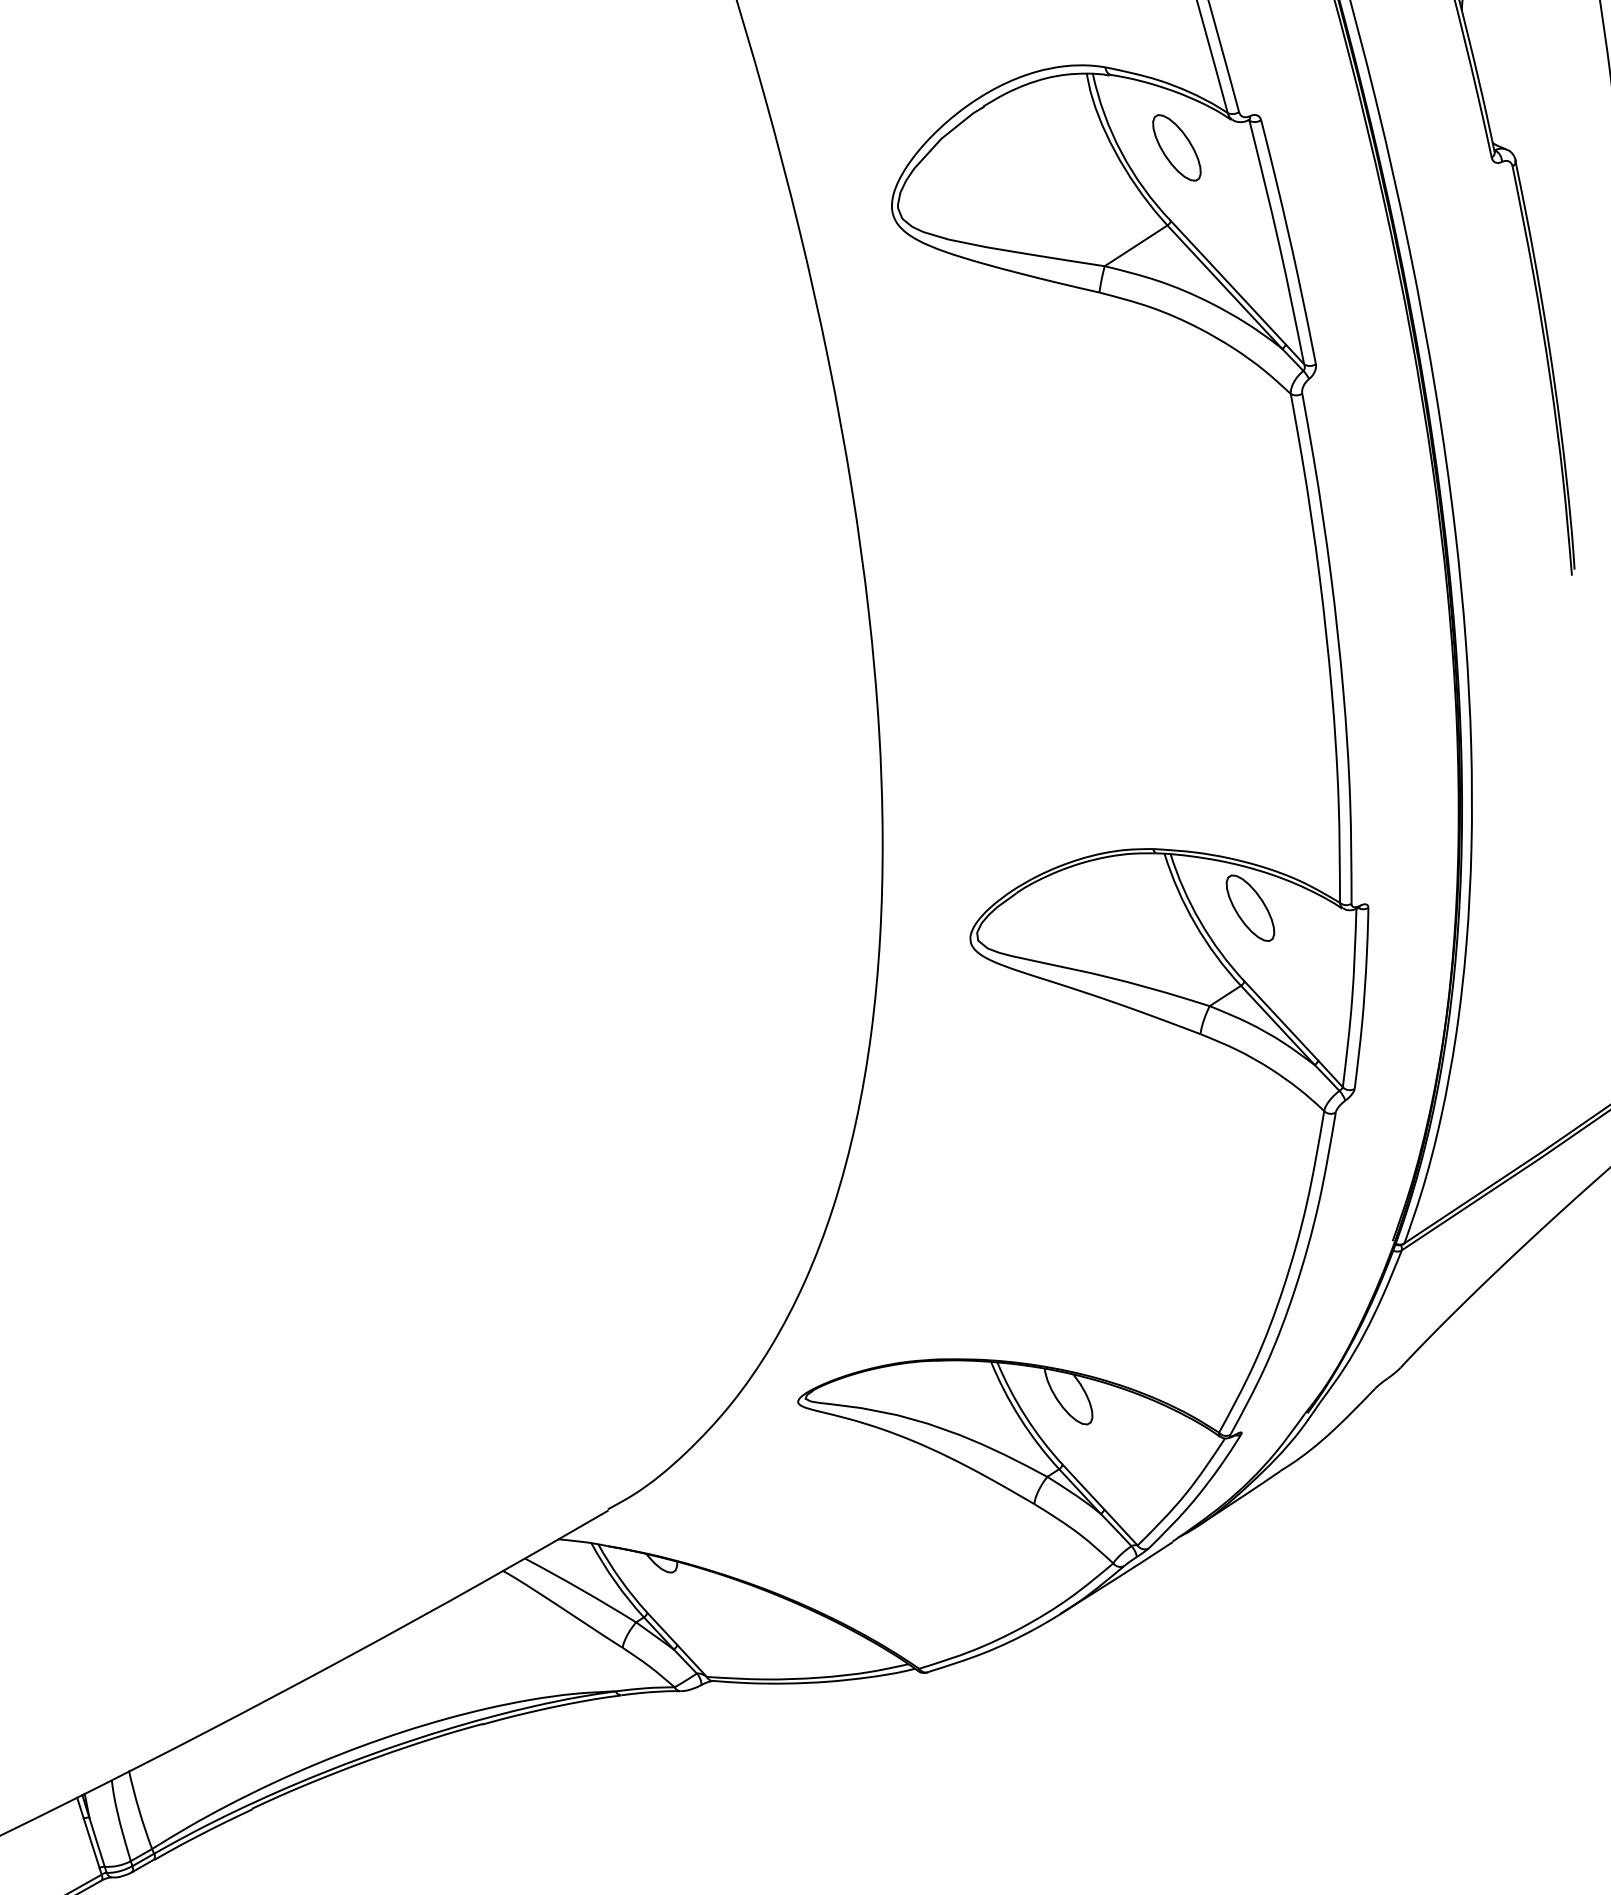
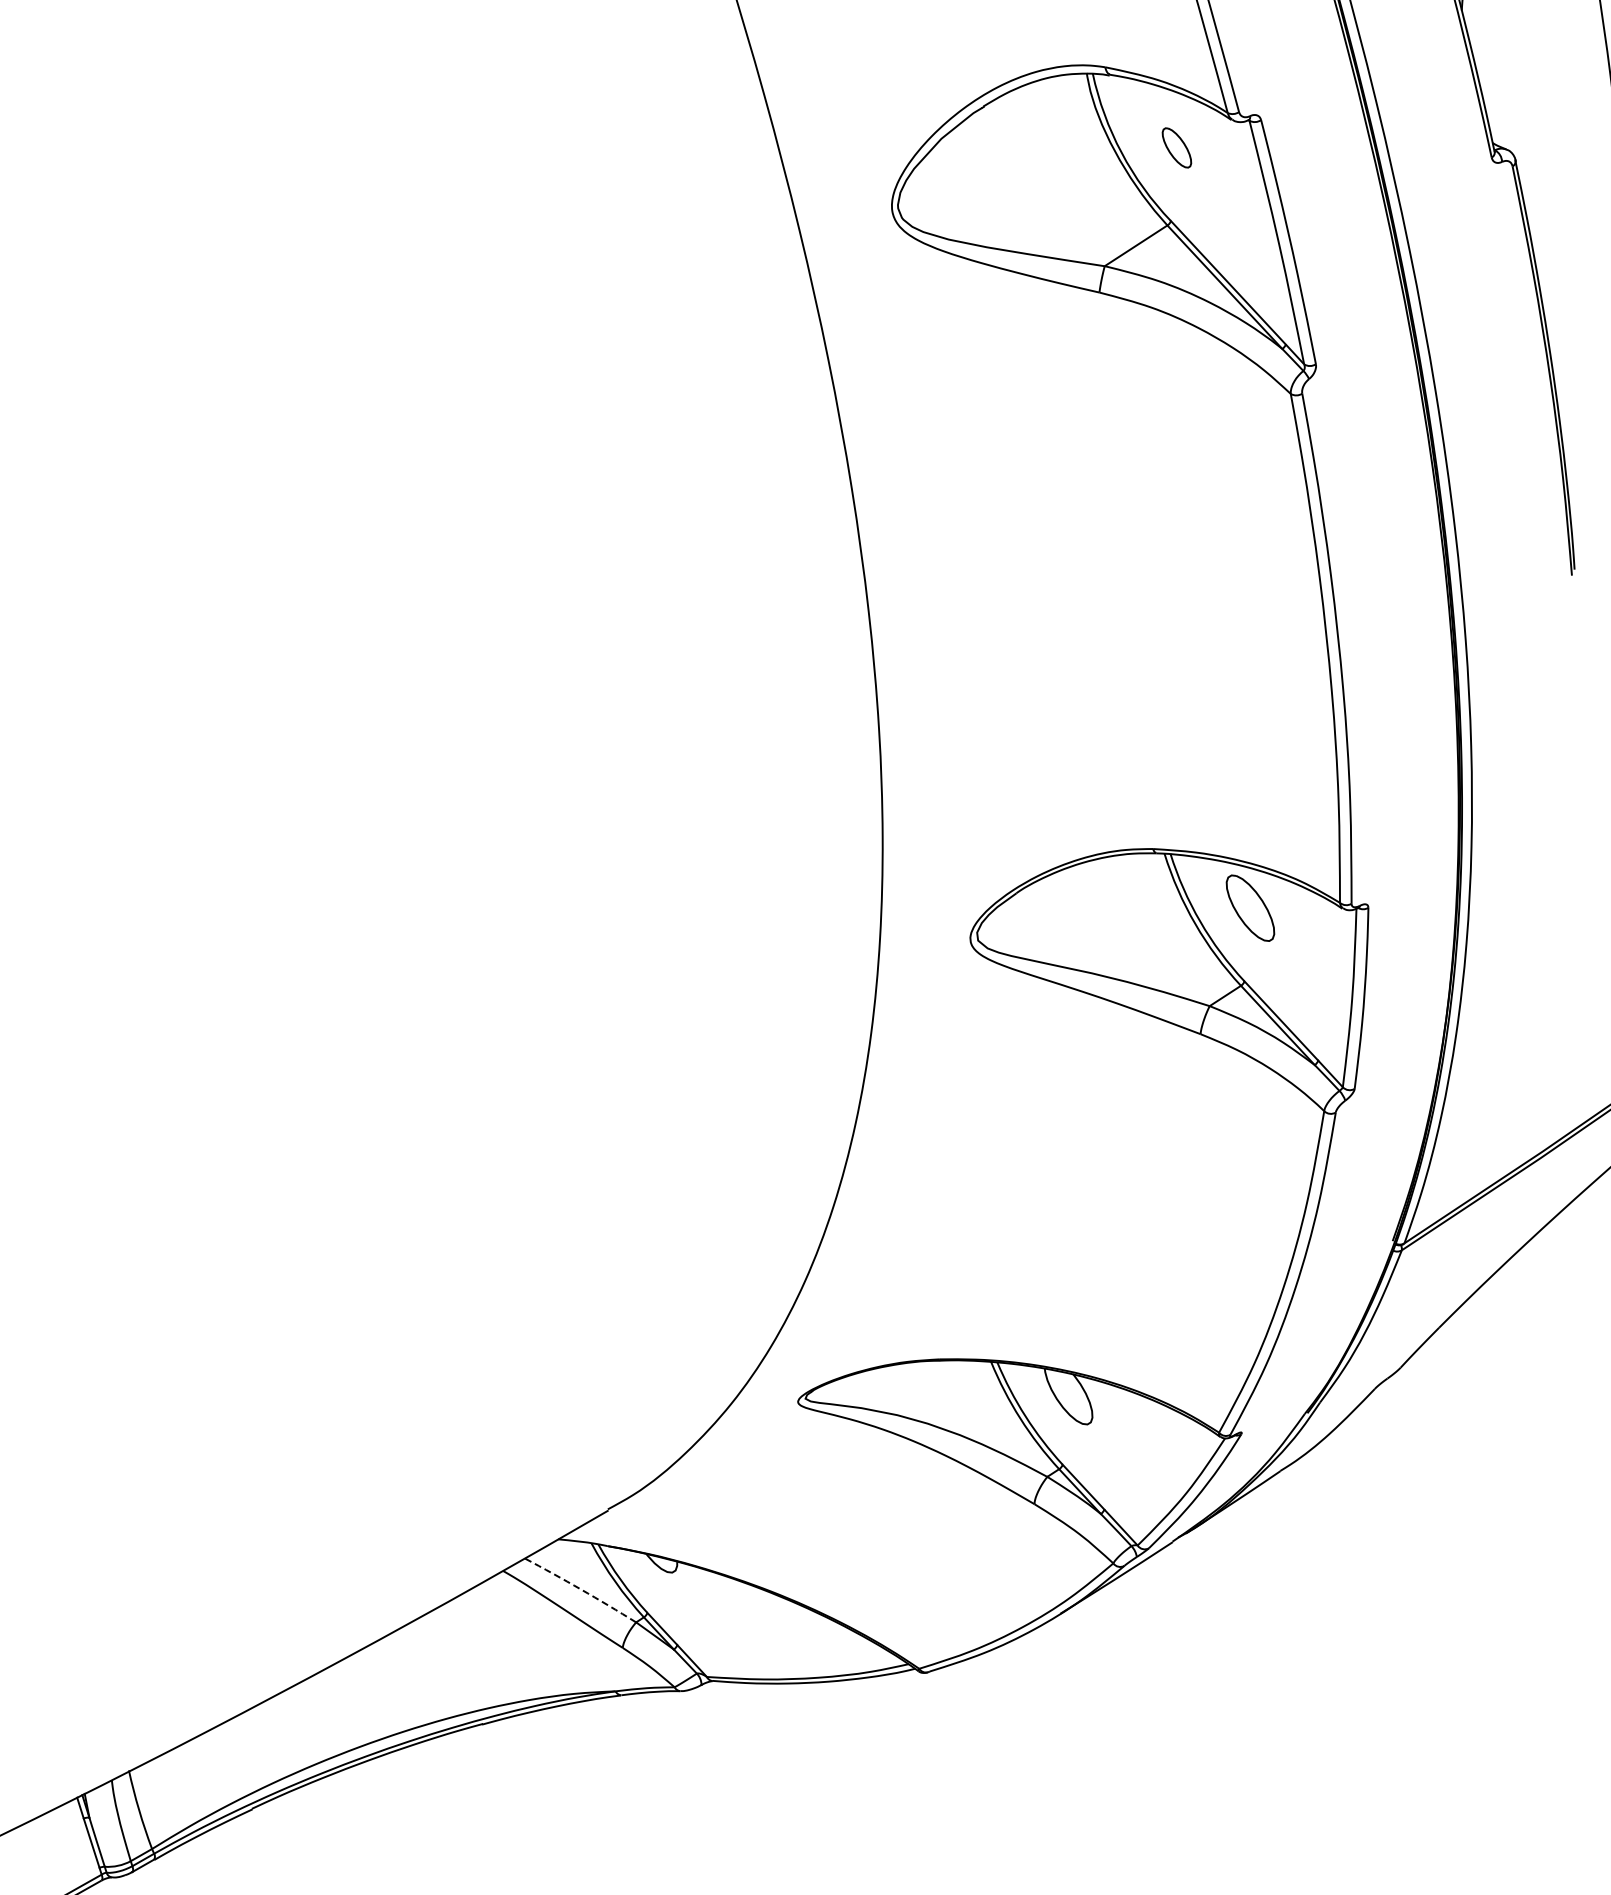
part size: 50x68 px -> 32x42 px (1176, 147)
arc: solid -> dashed (581, 1589)
